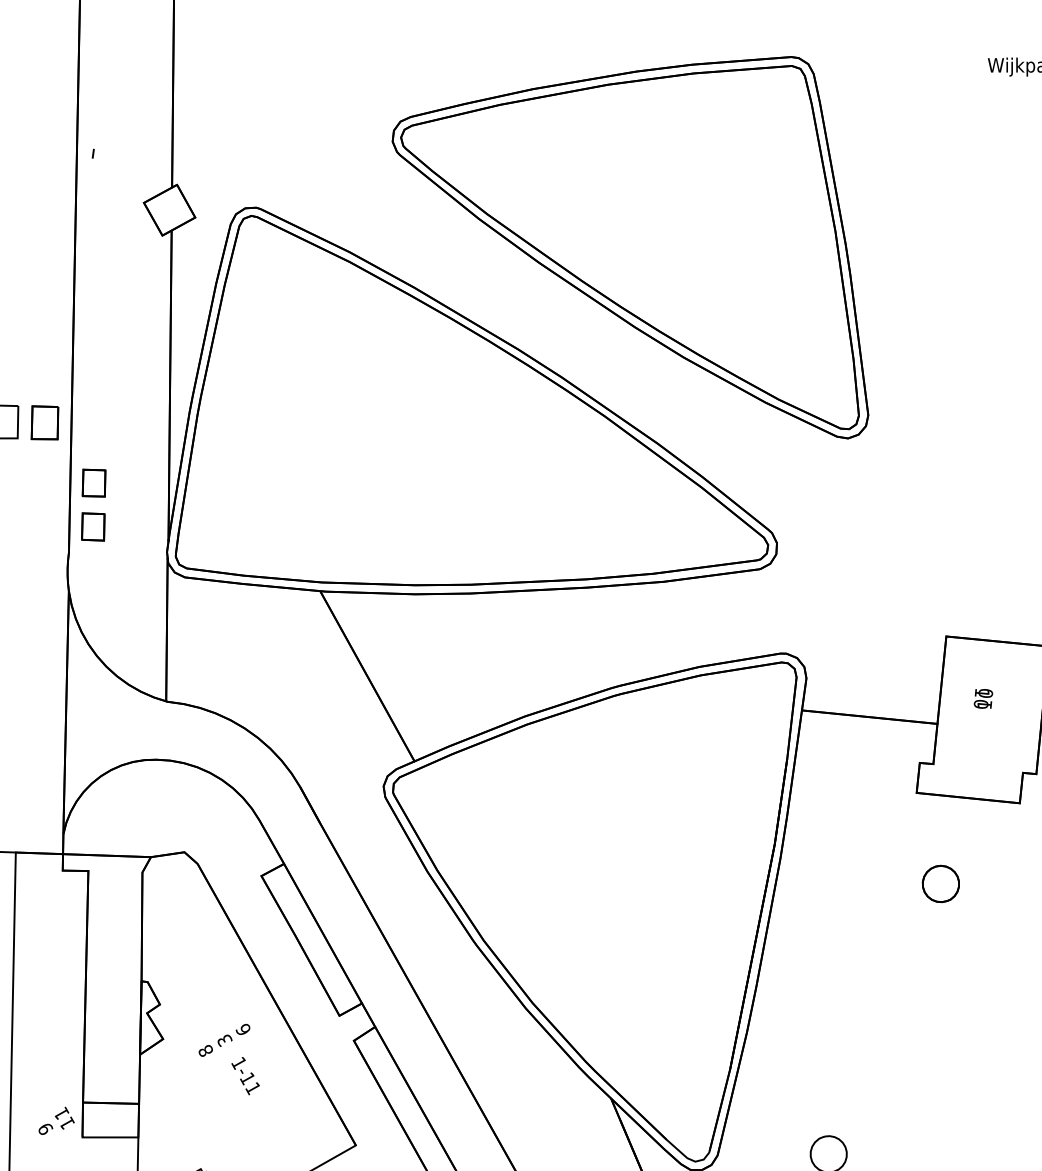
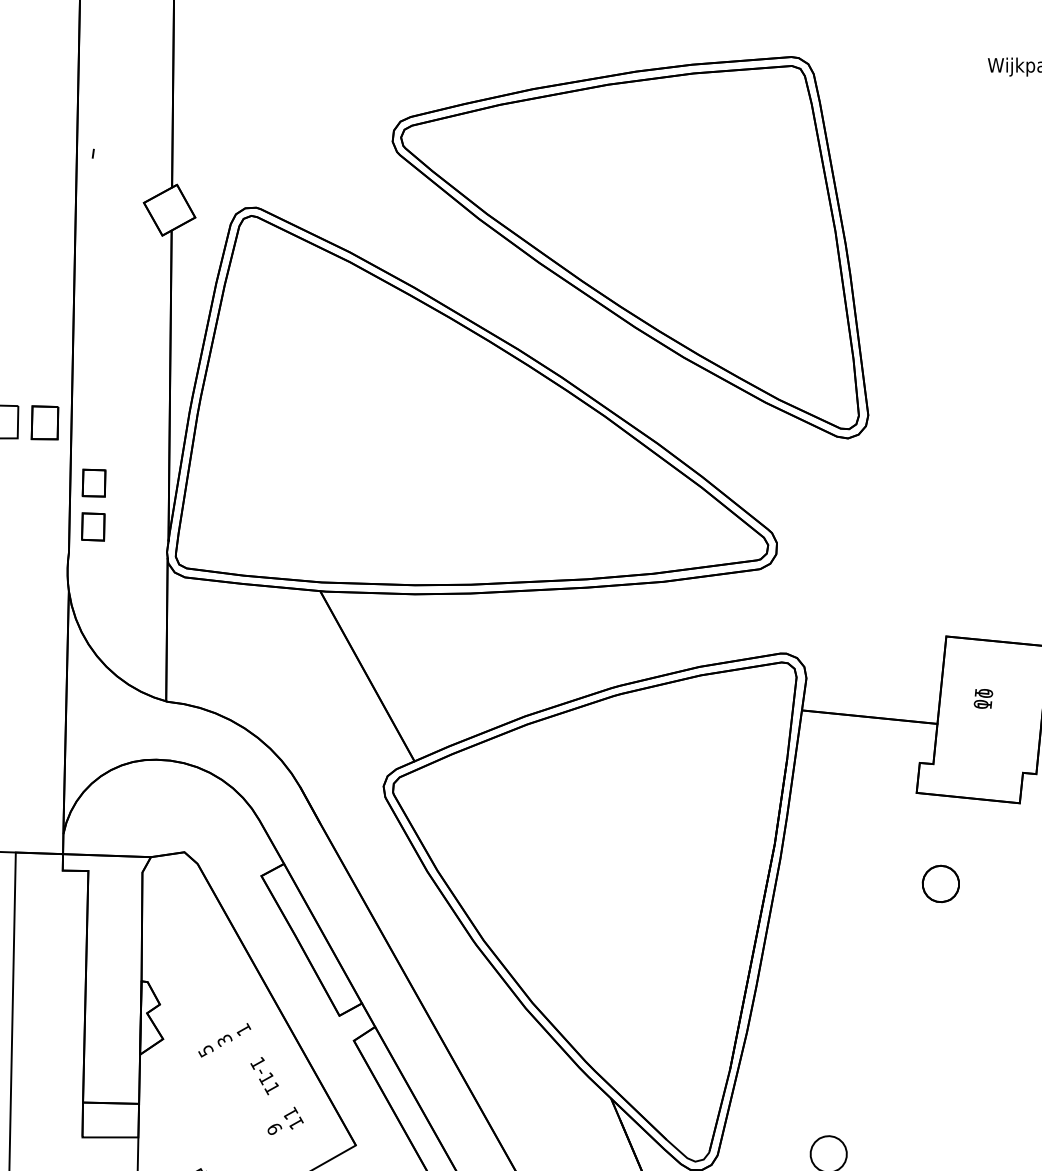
text: 6 -> 1 (243, 1029)
text: 8 -> 5 (205, 1051)
text position: (245, 1076) -> (264, 1076) (264, 1076)
text position: (56, 1120) -> (285, 1120) (285, 1120)
